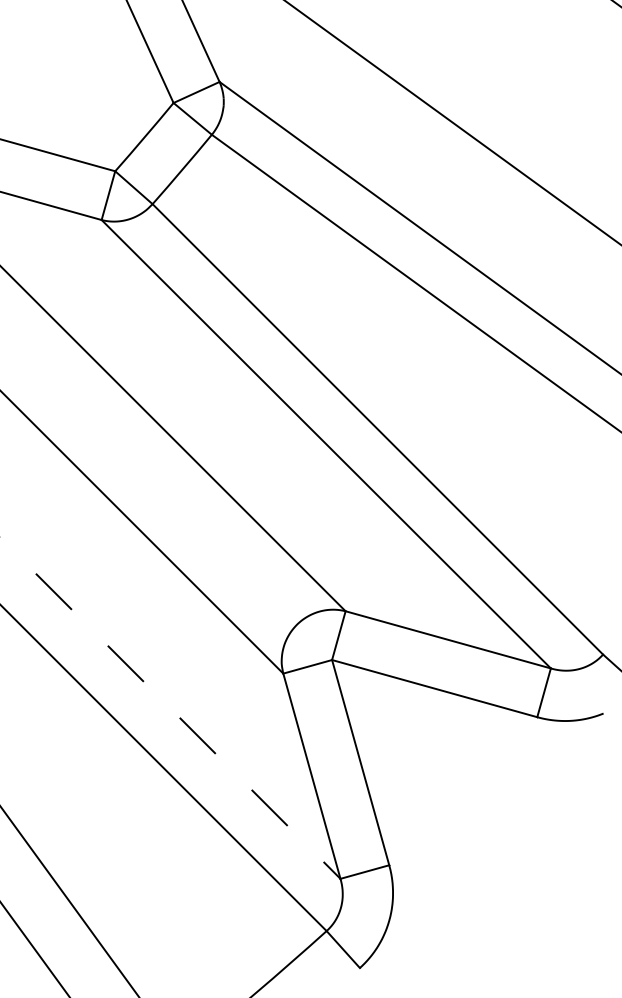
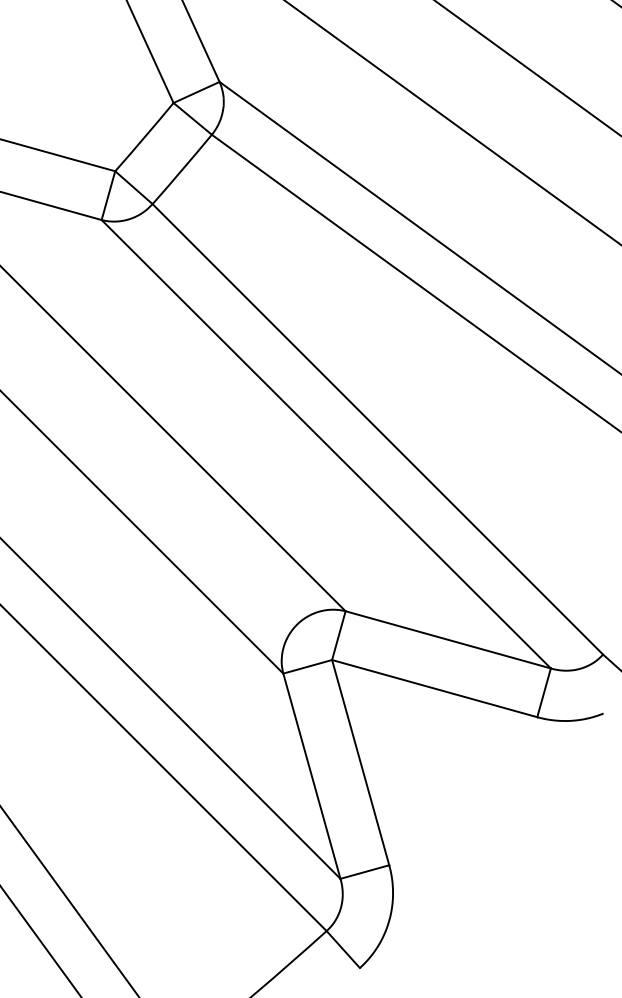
line: none -> present (527, 67)
line: dashed -> solid (170, 708)
line position: (34, 949) -> (40, 941) (40, 941)
